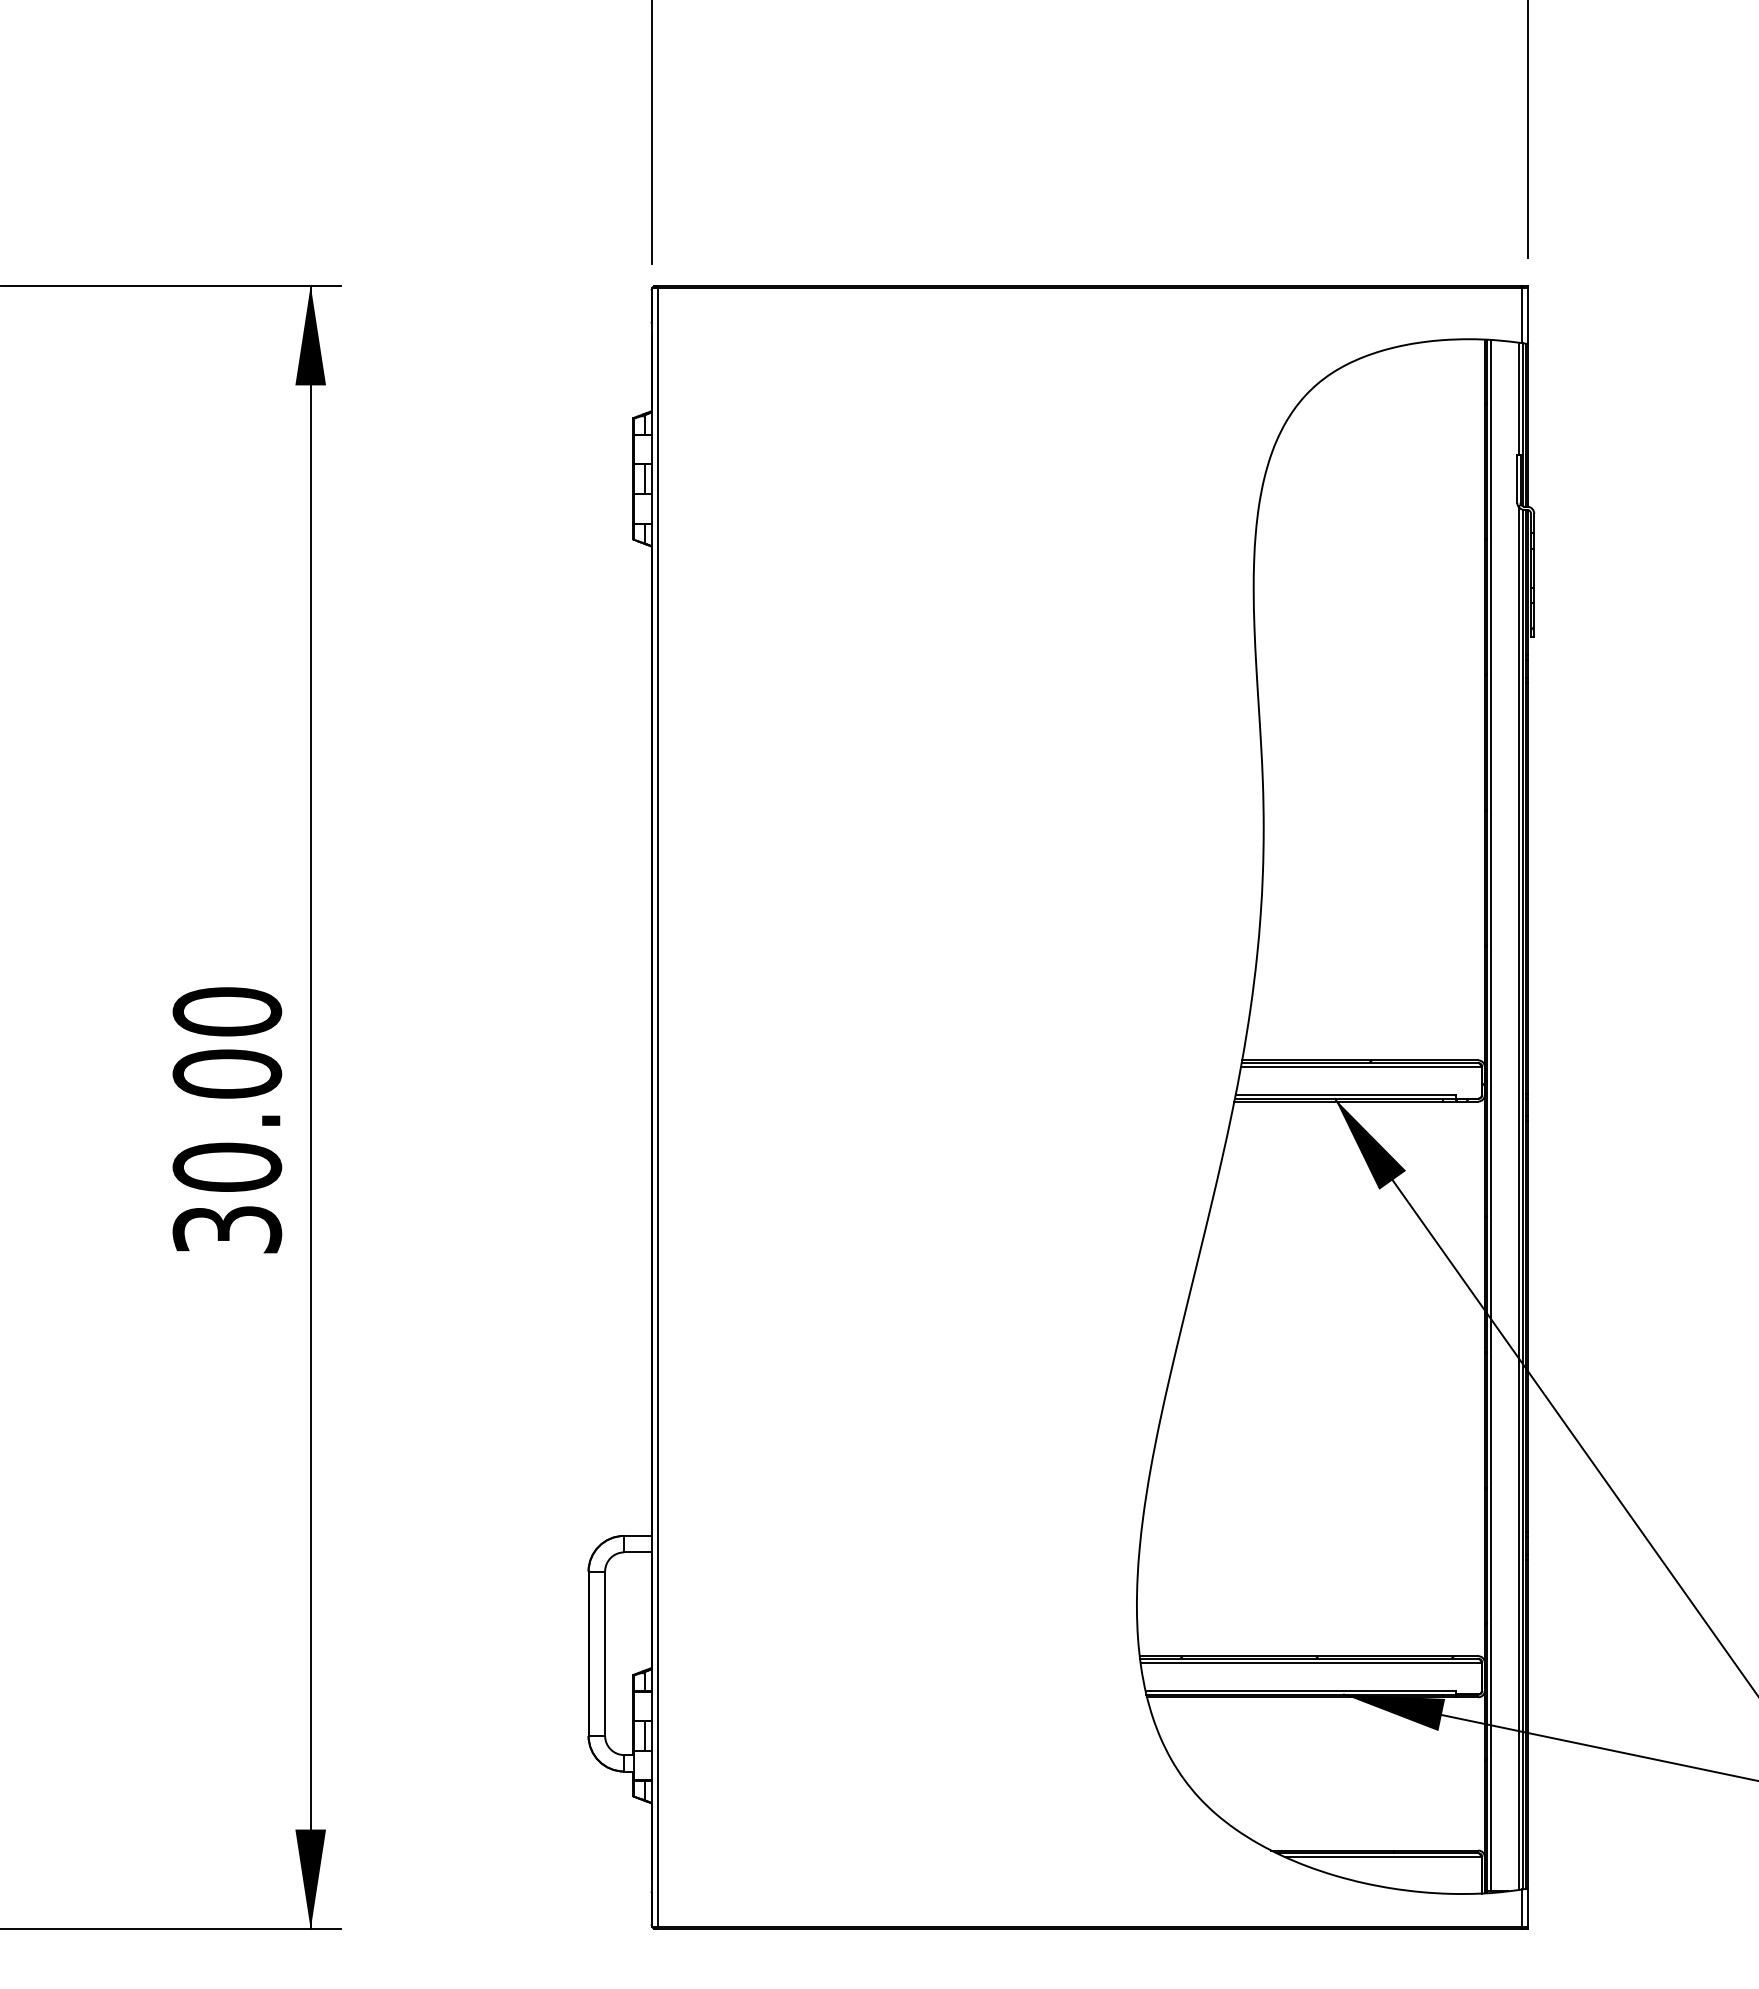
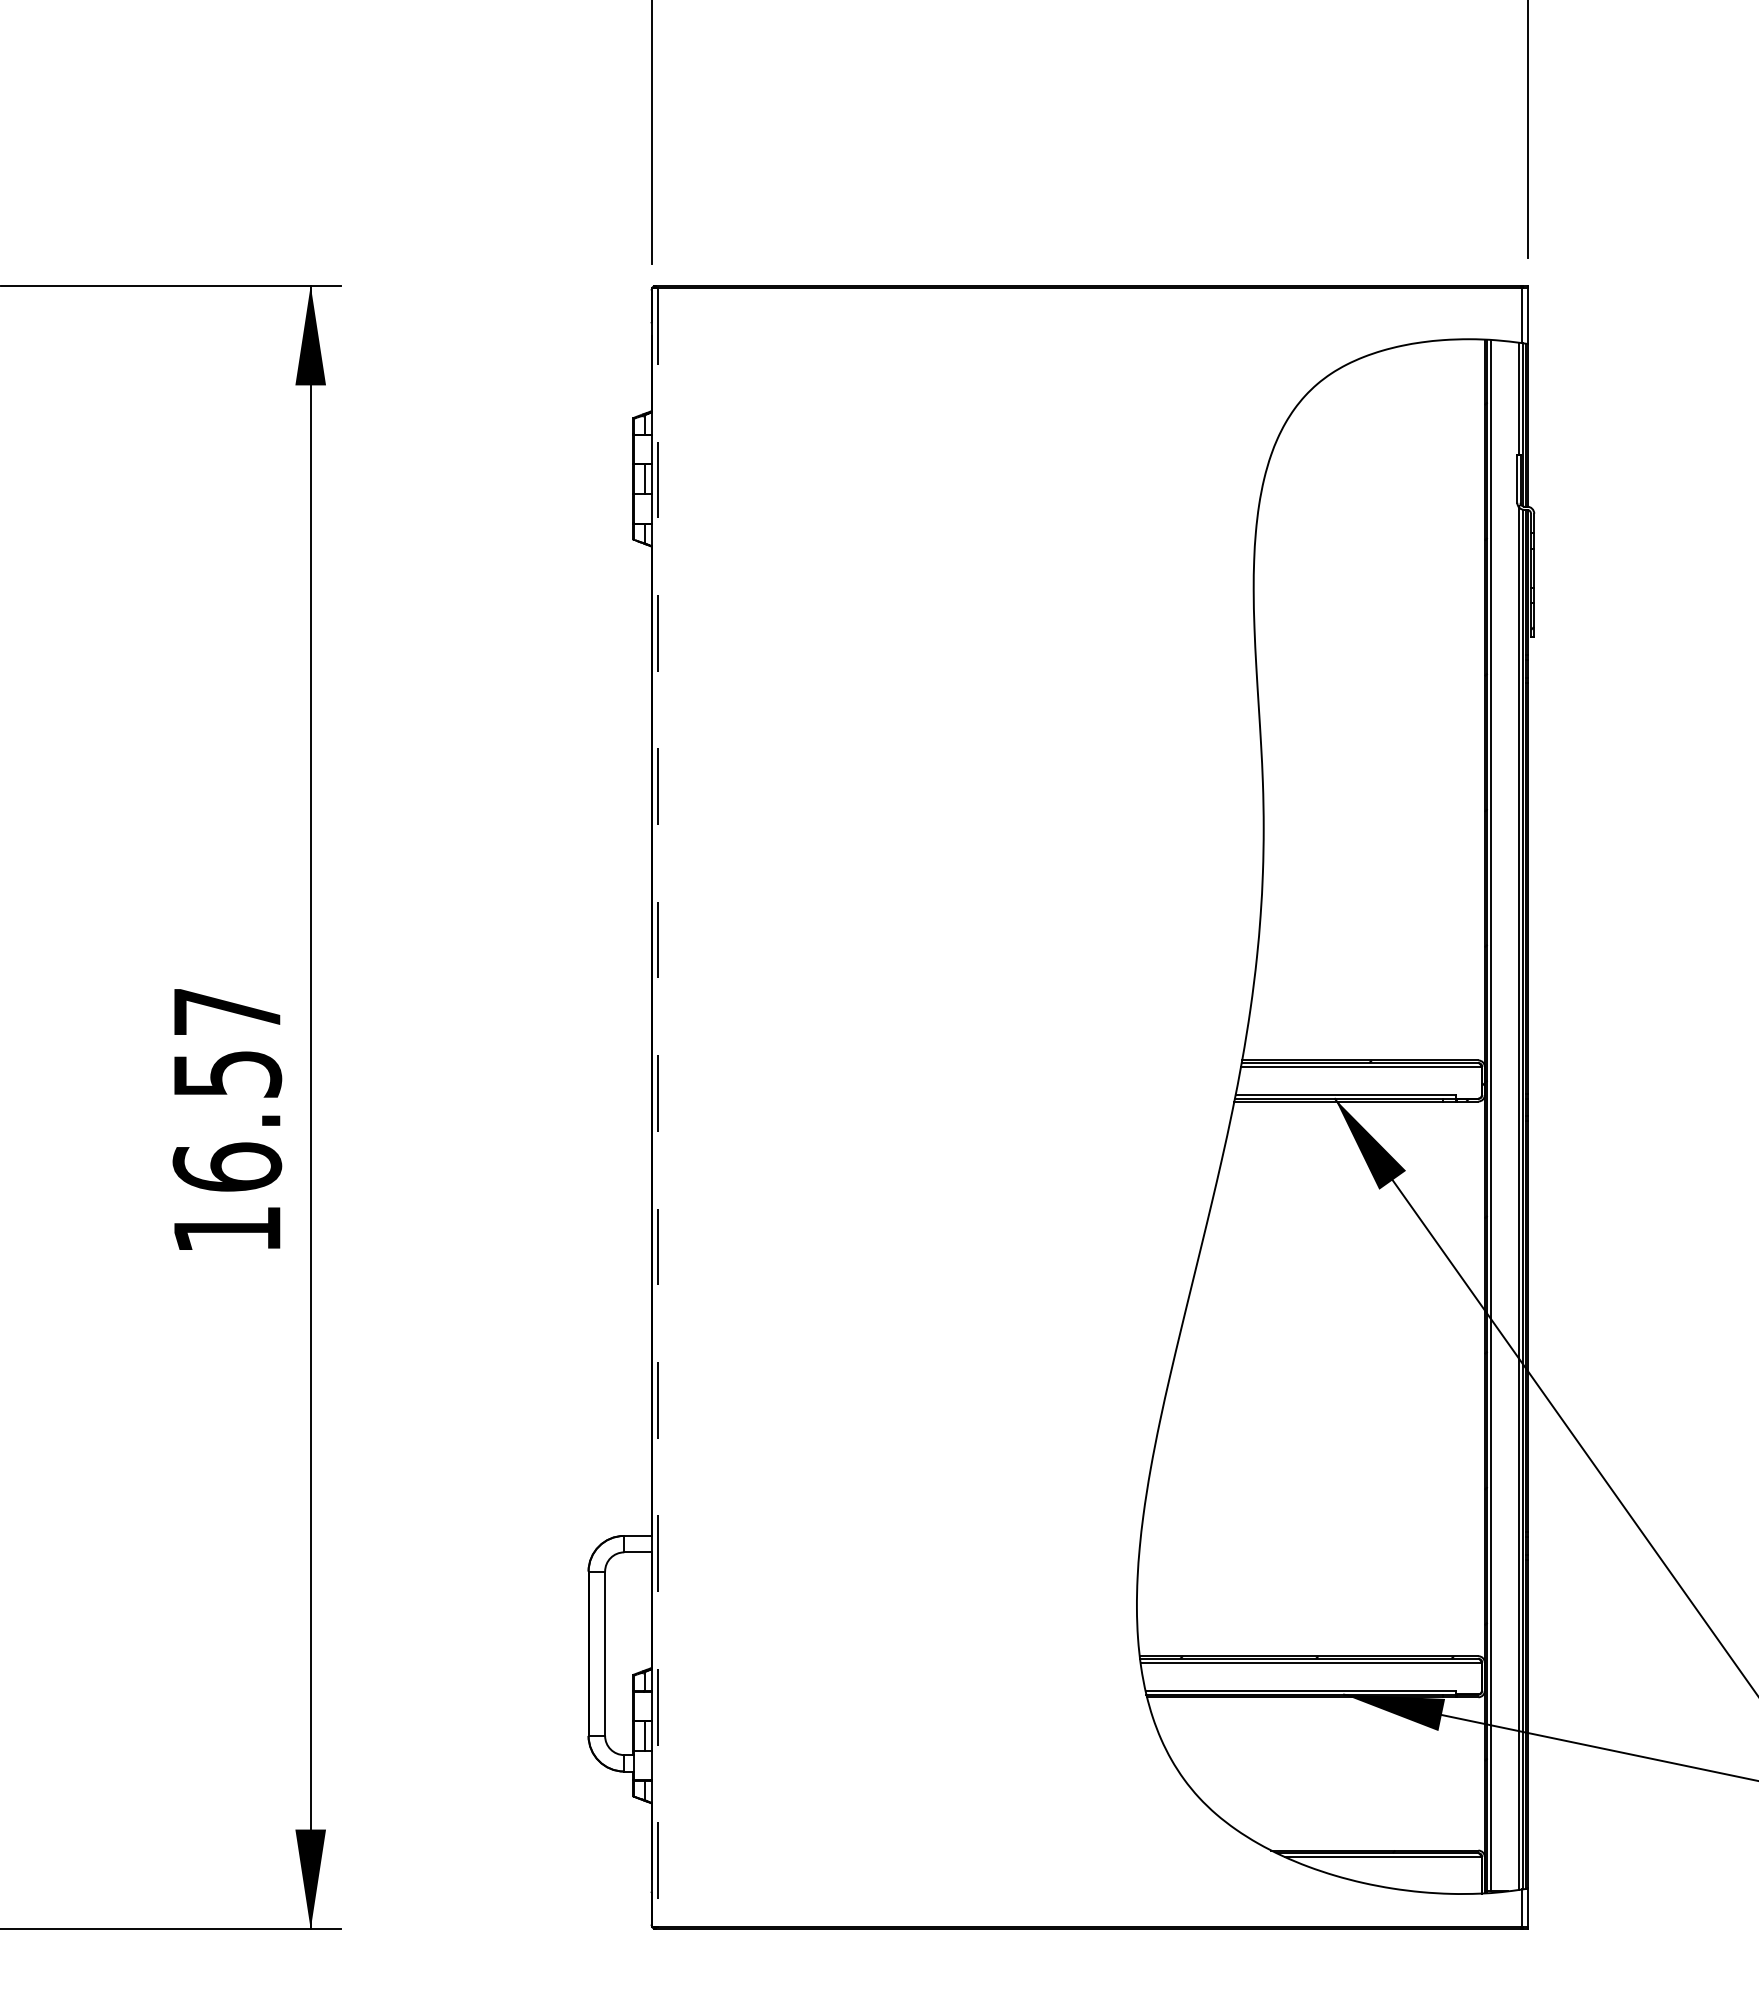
line: solid -> dashed (657, 1108)
text: 30.00 -> 16.57 (227, 1120)
